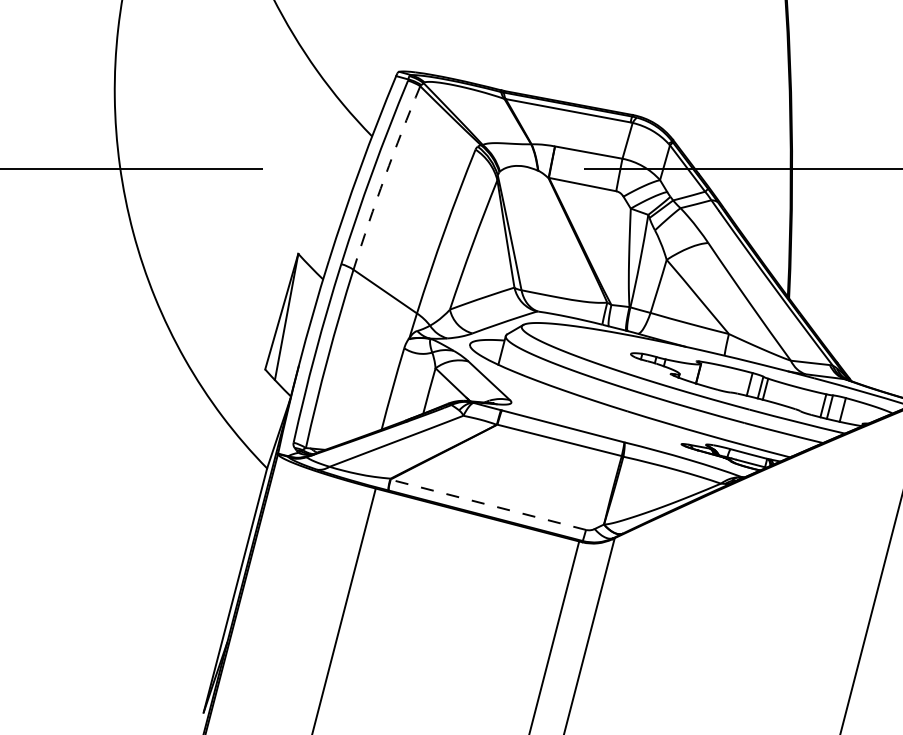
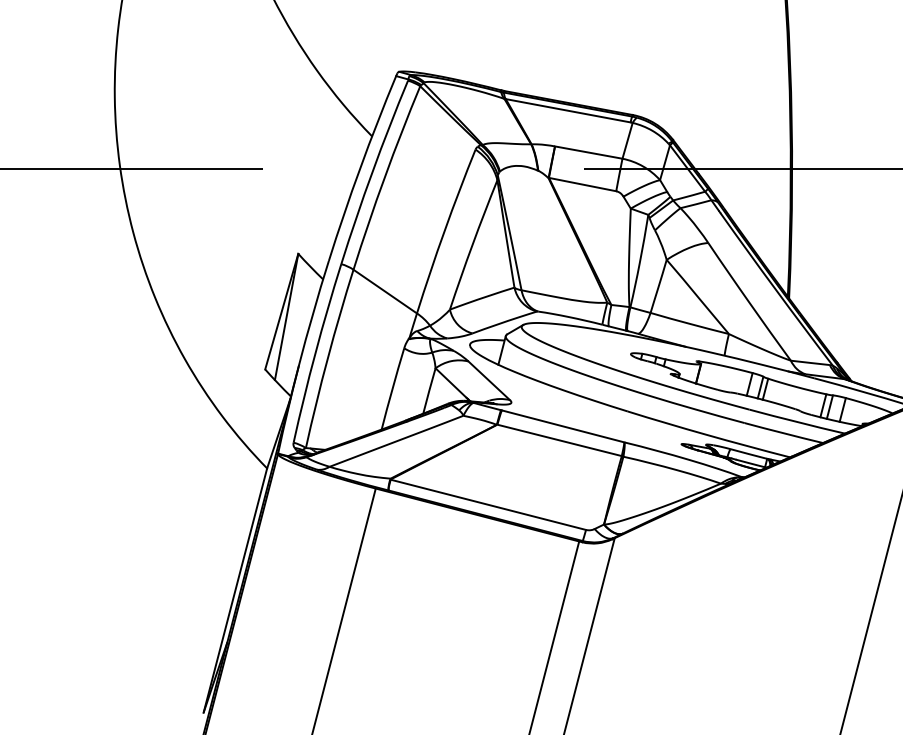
arc: dashed -> solid (384, 177)
line: dashed -> solid (488, 504)
